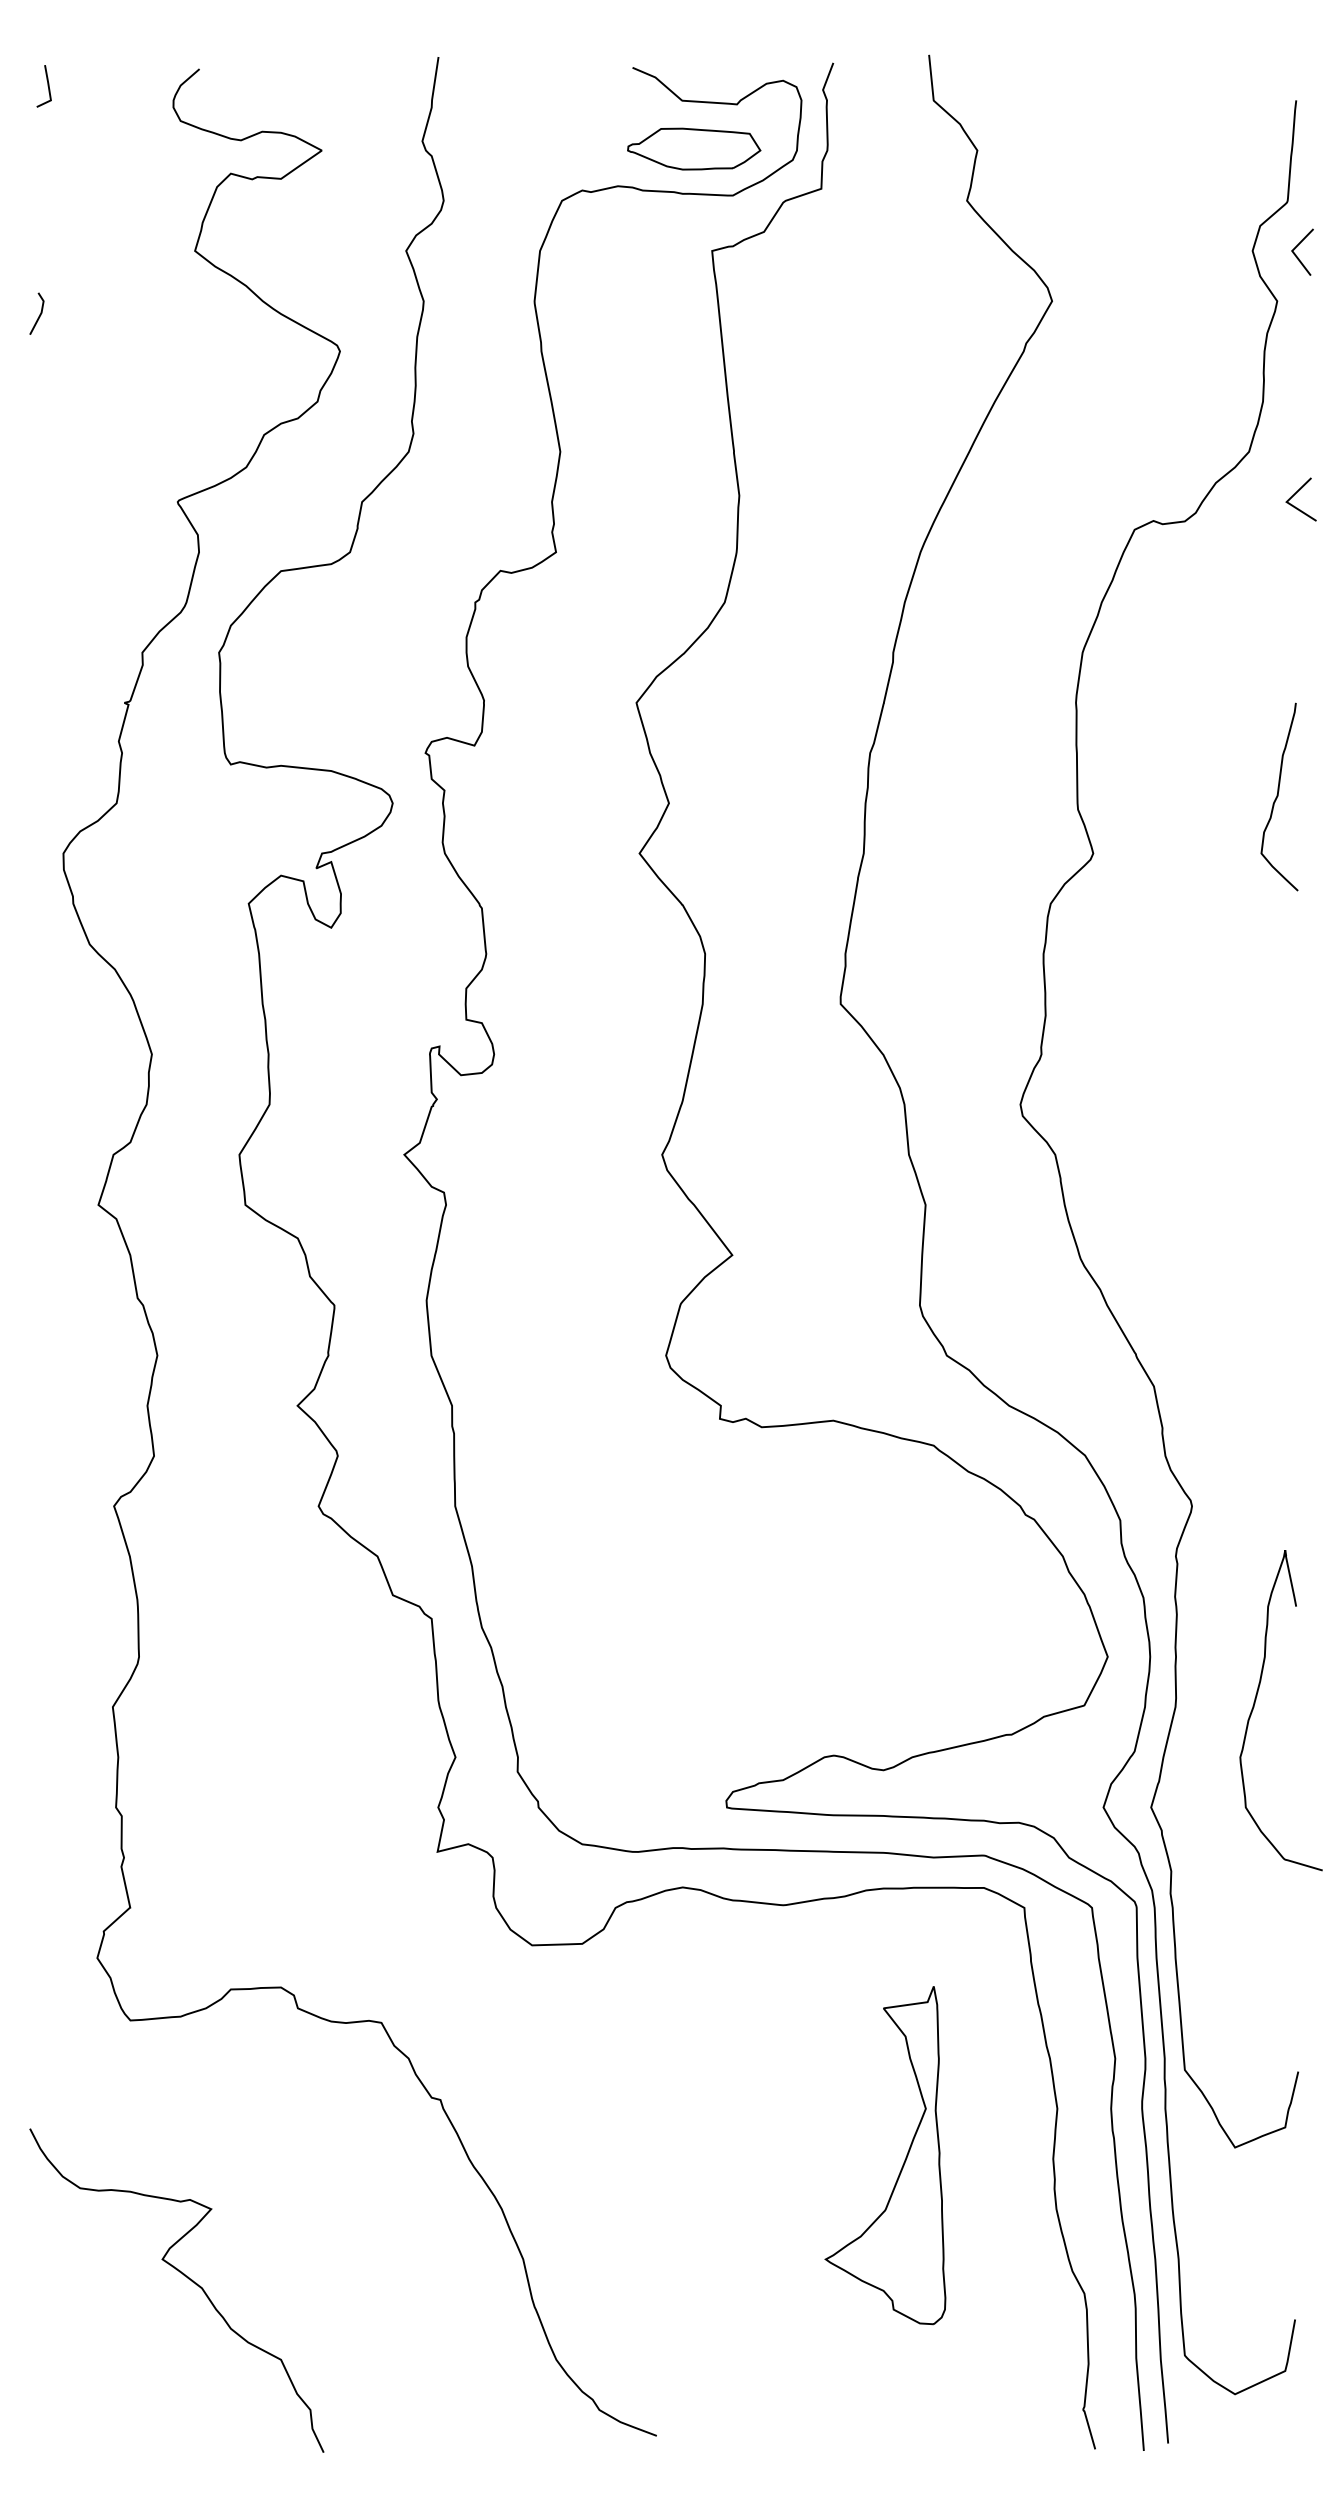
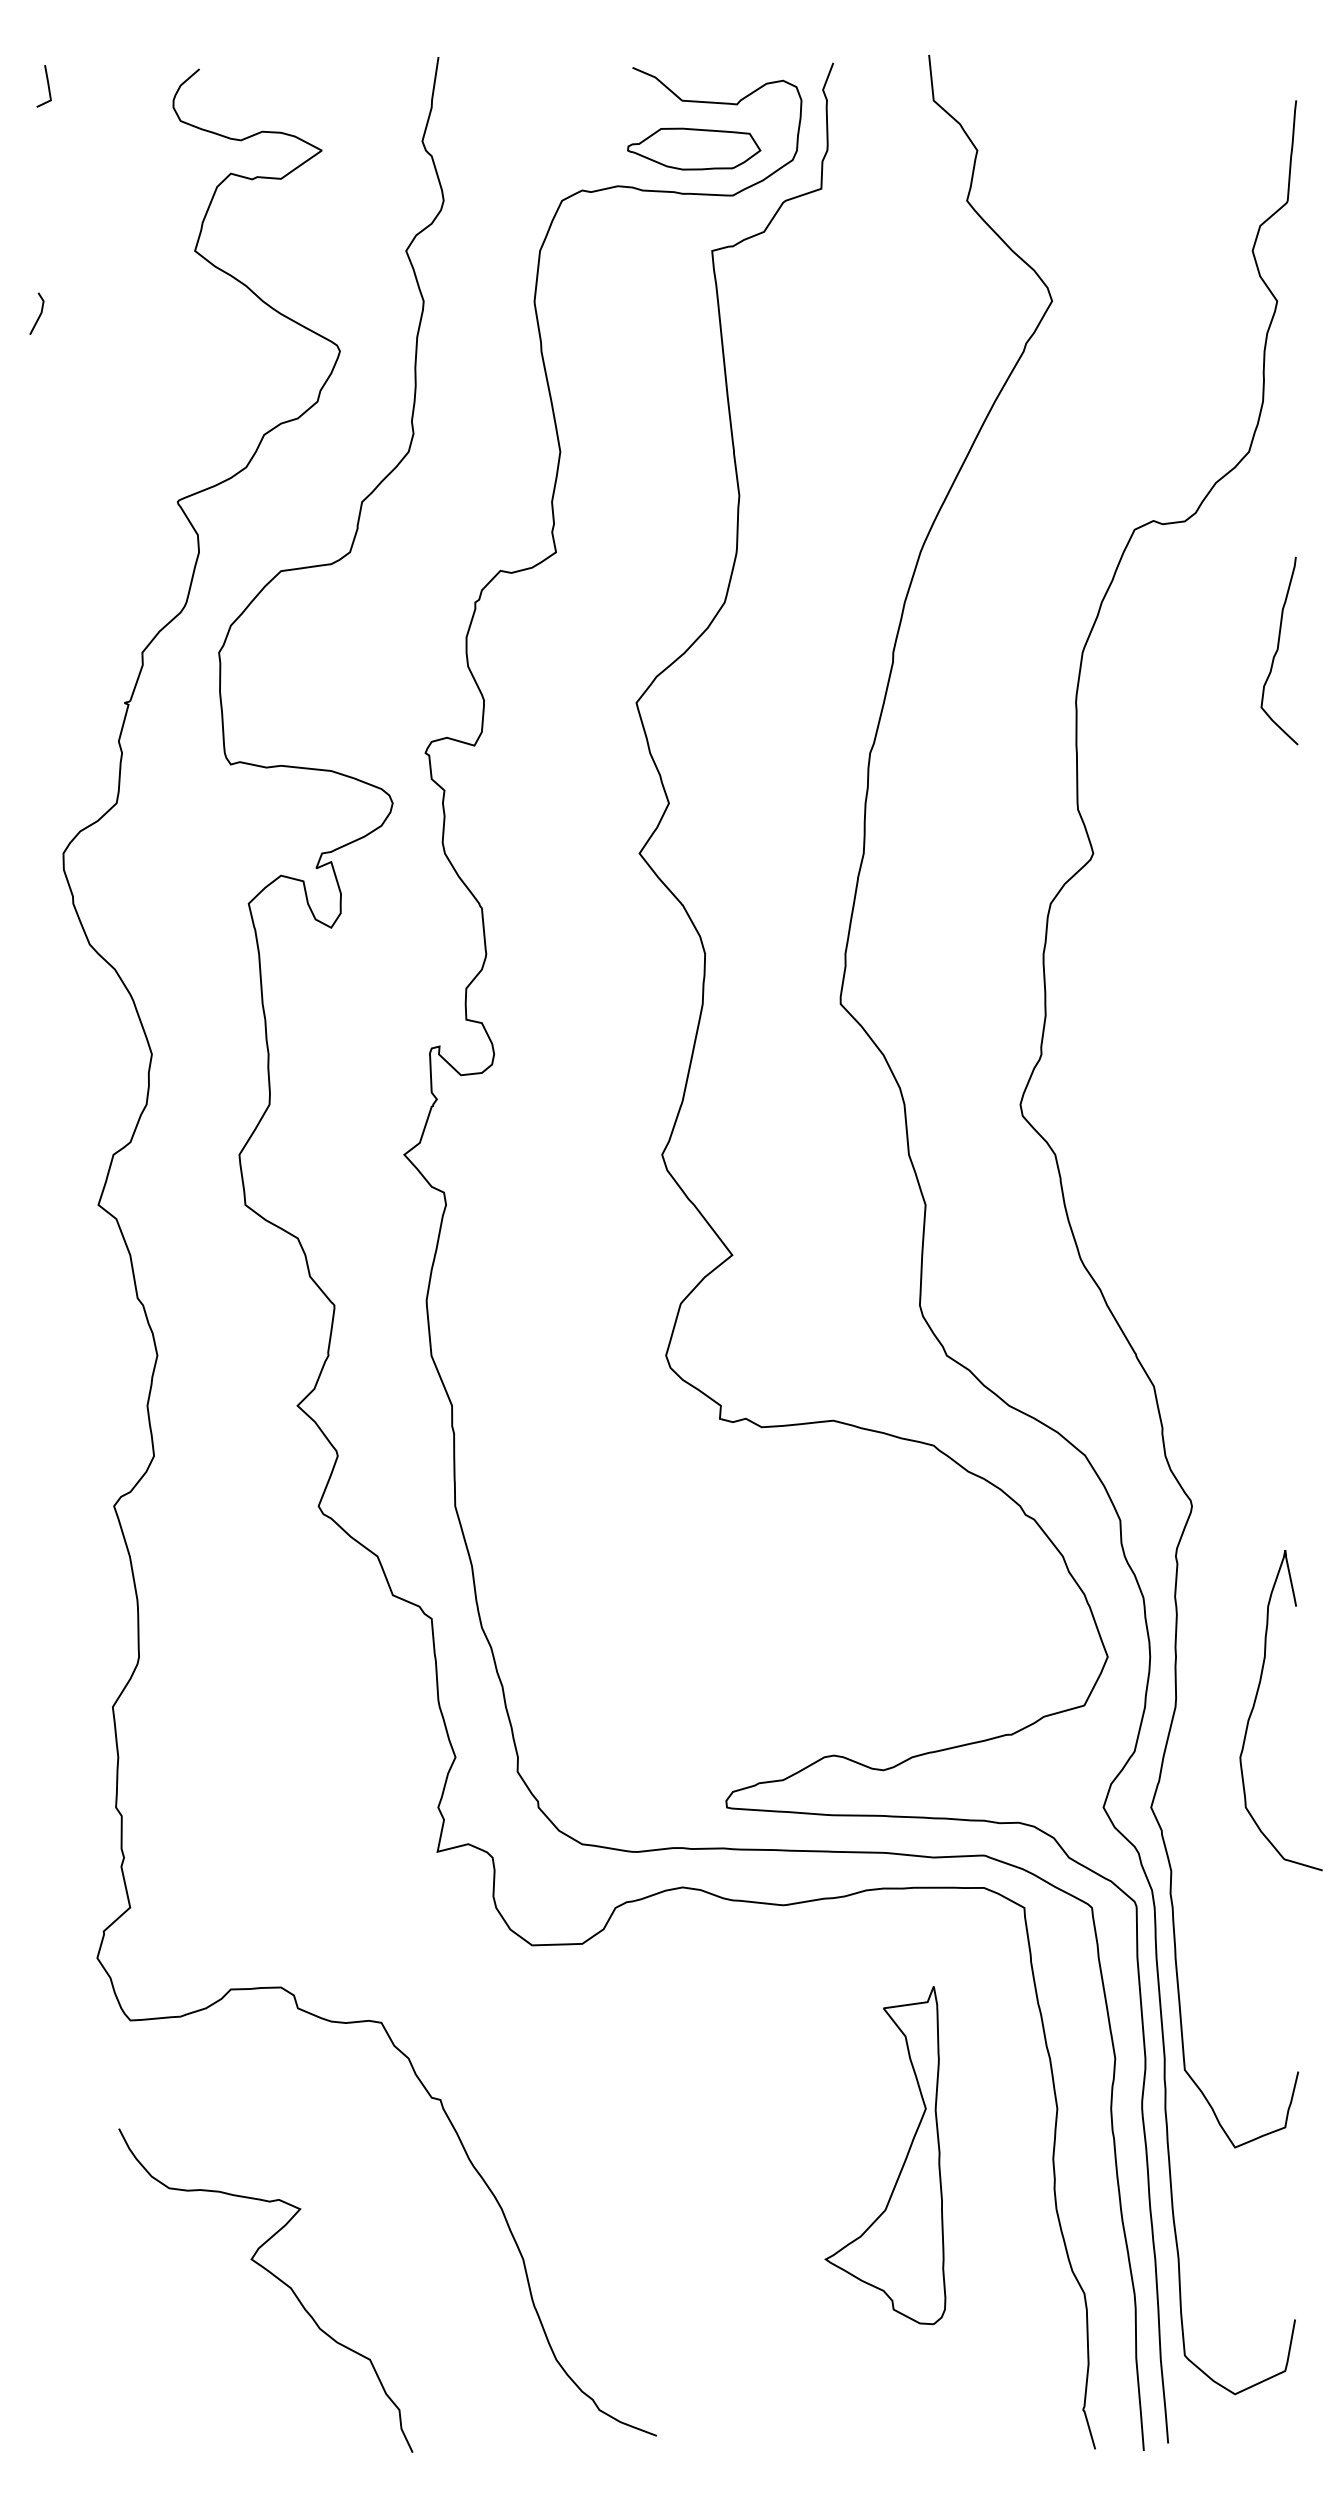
line: present -> none (1296, 254)
line: present -> none (1295, 494)
curve position: (1278, 796) -> (1278, 650) (1278, 650)
curve position: (184, 2276) -> (273, 2276) (273, 2276)
